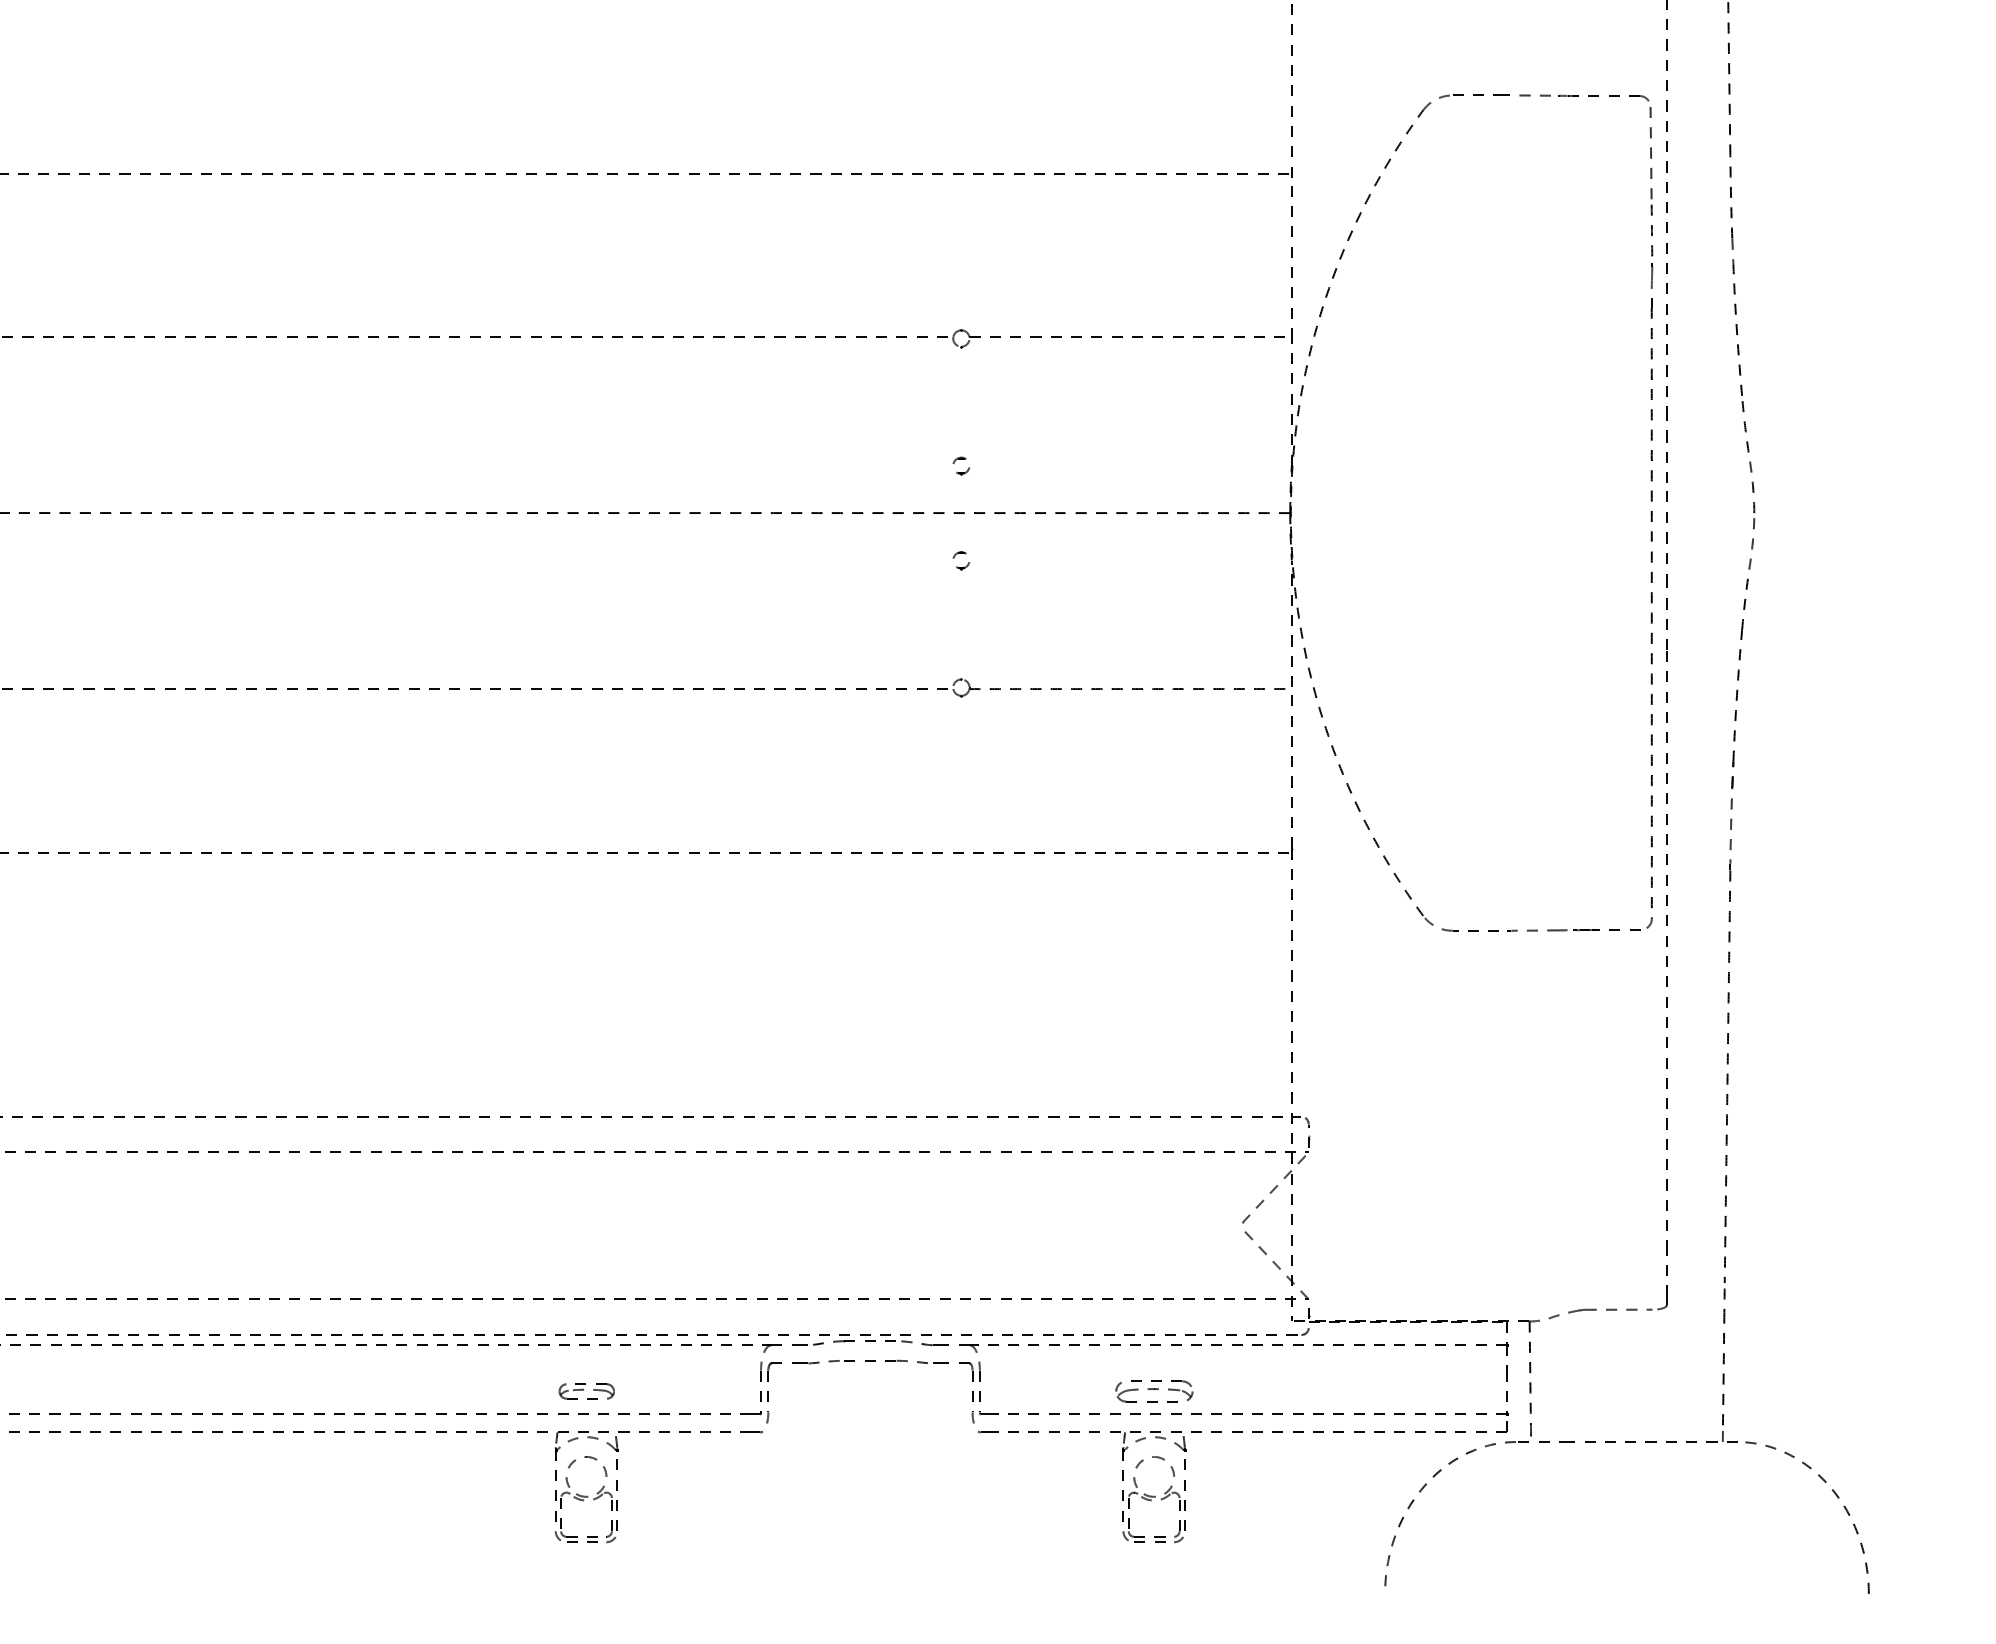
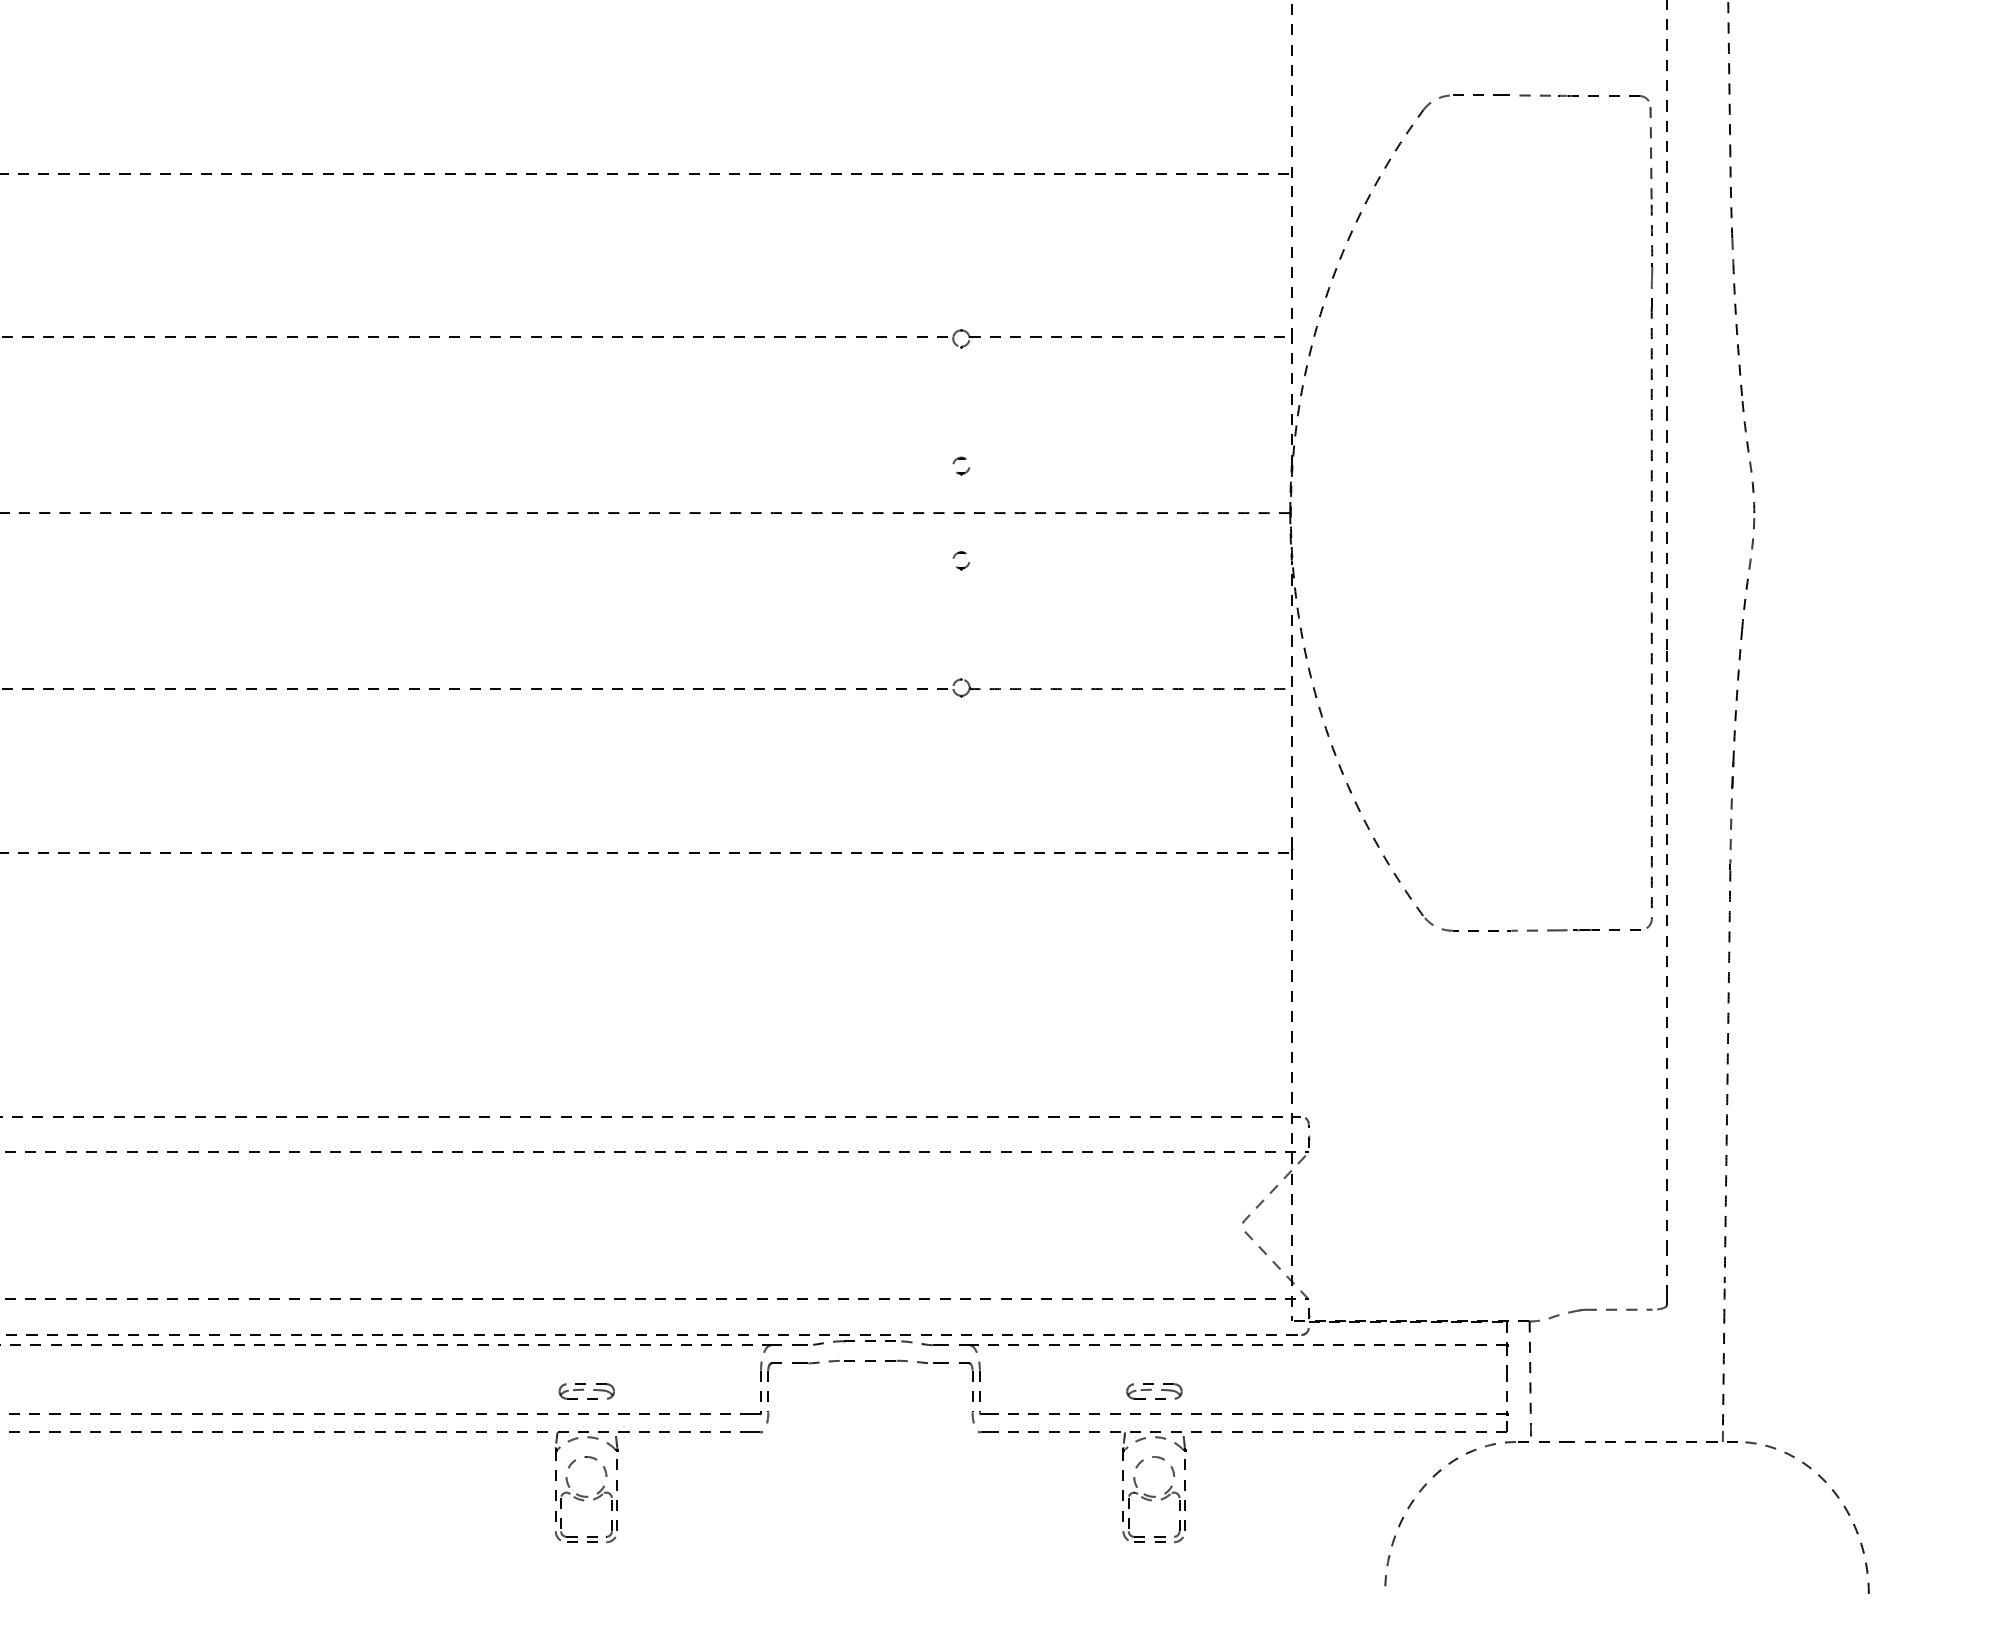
part size: 79x23 px -> 57x17 px (1154, 1391)
